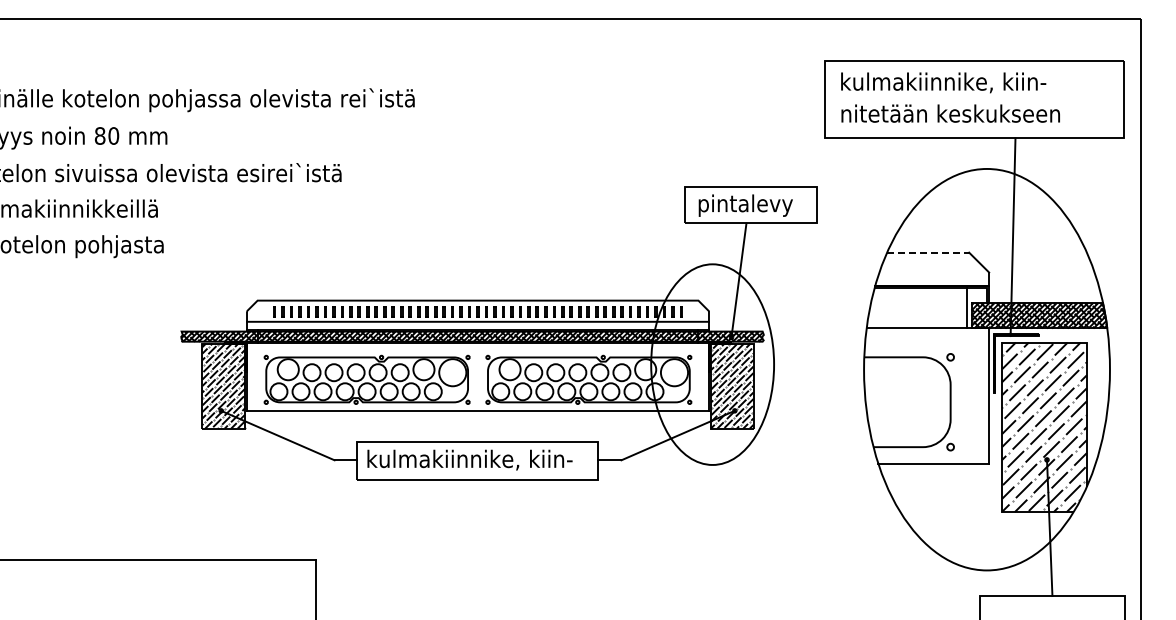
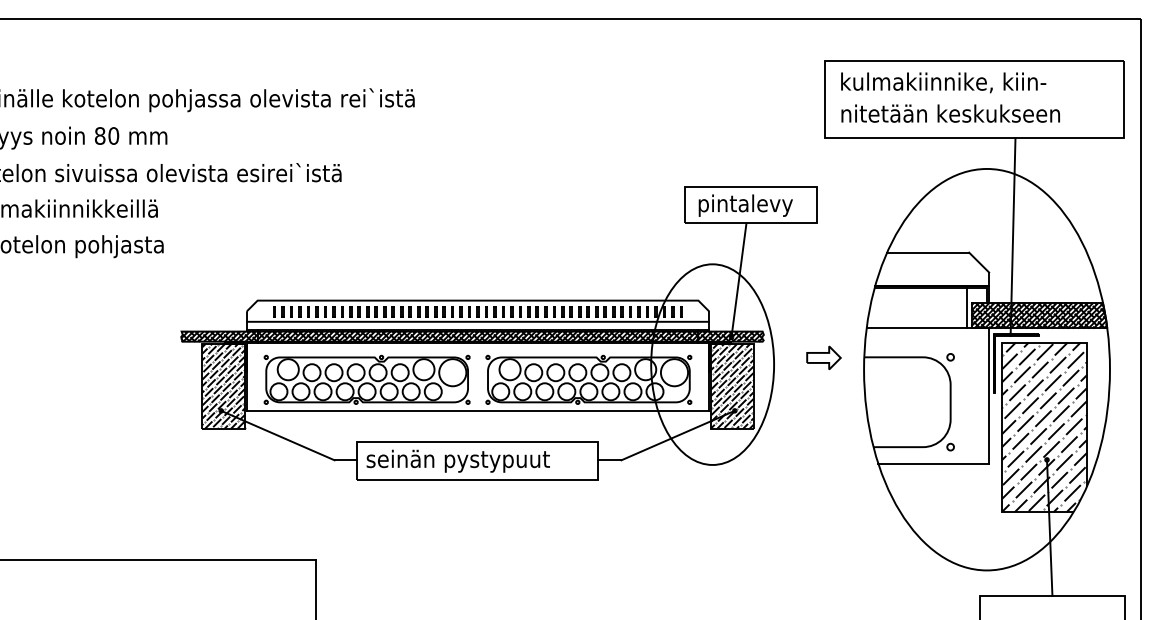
line: dashed -> solid (928, 252)
part: none -> present (823, 357)
text: kulmakiinnike, kiin- -> seinän pystypuut (469, 460)
